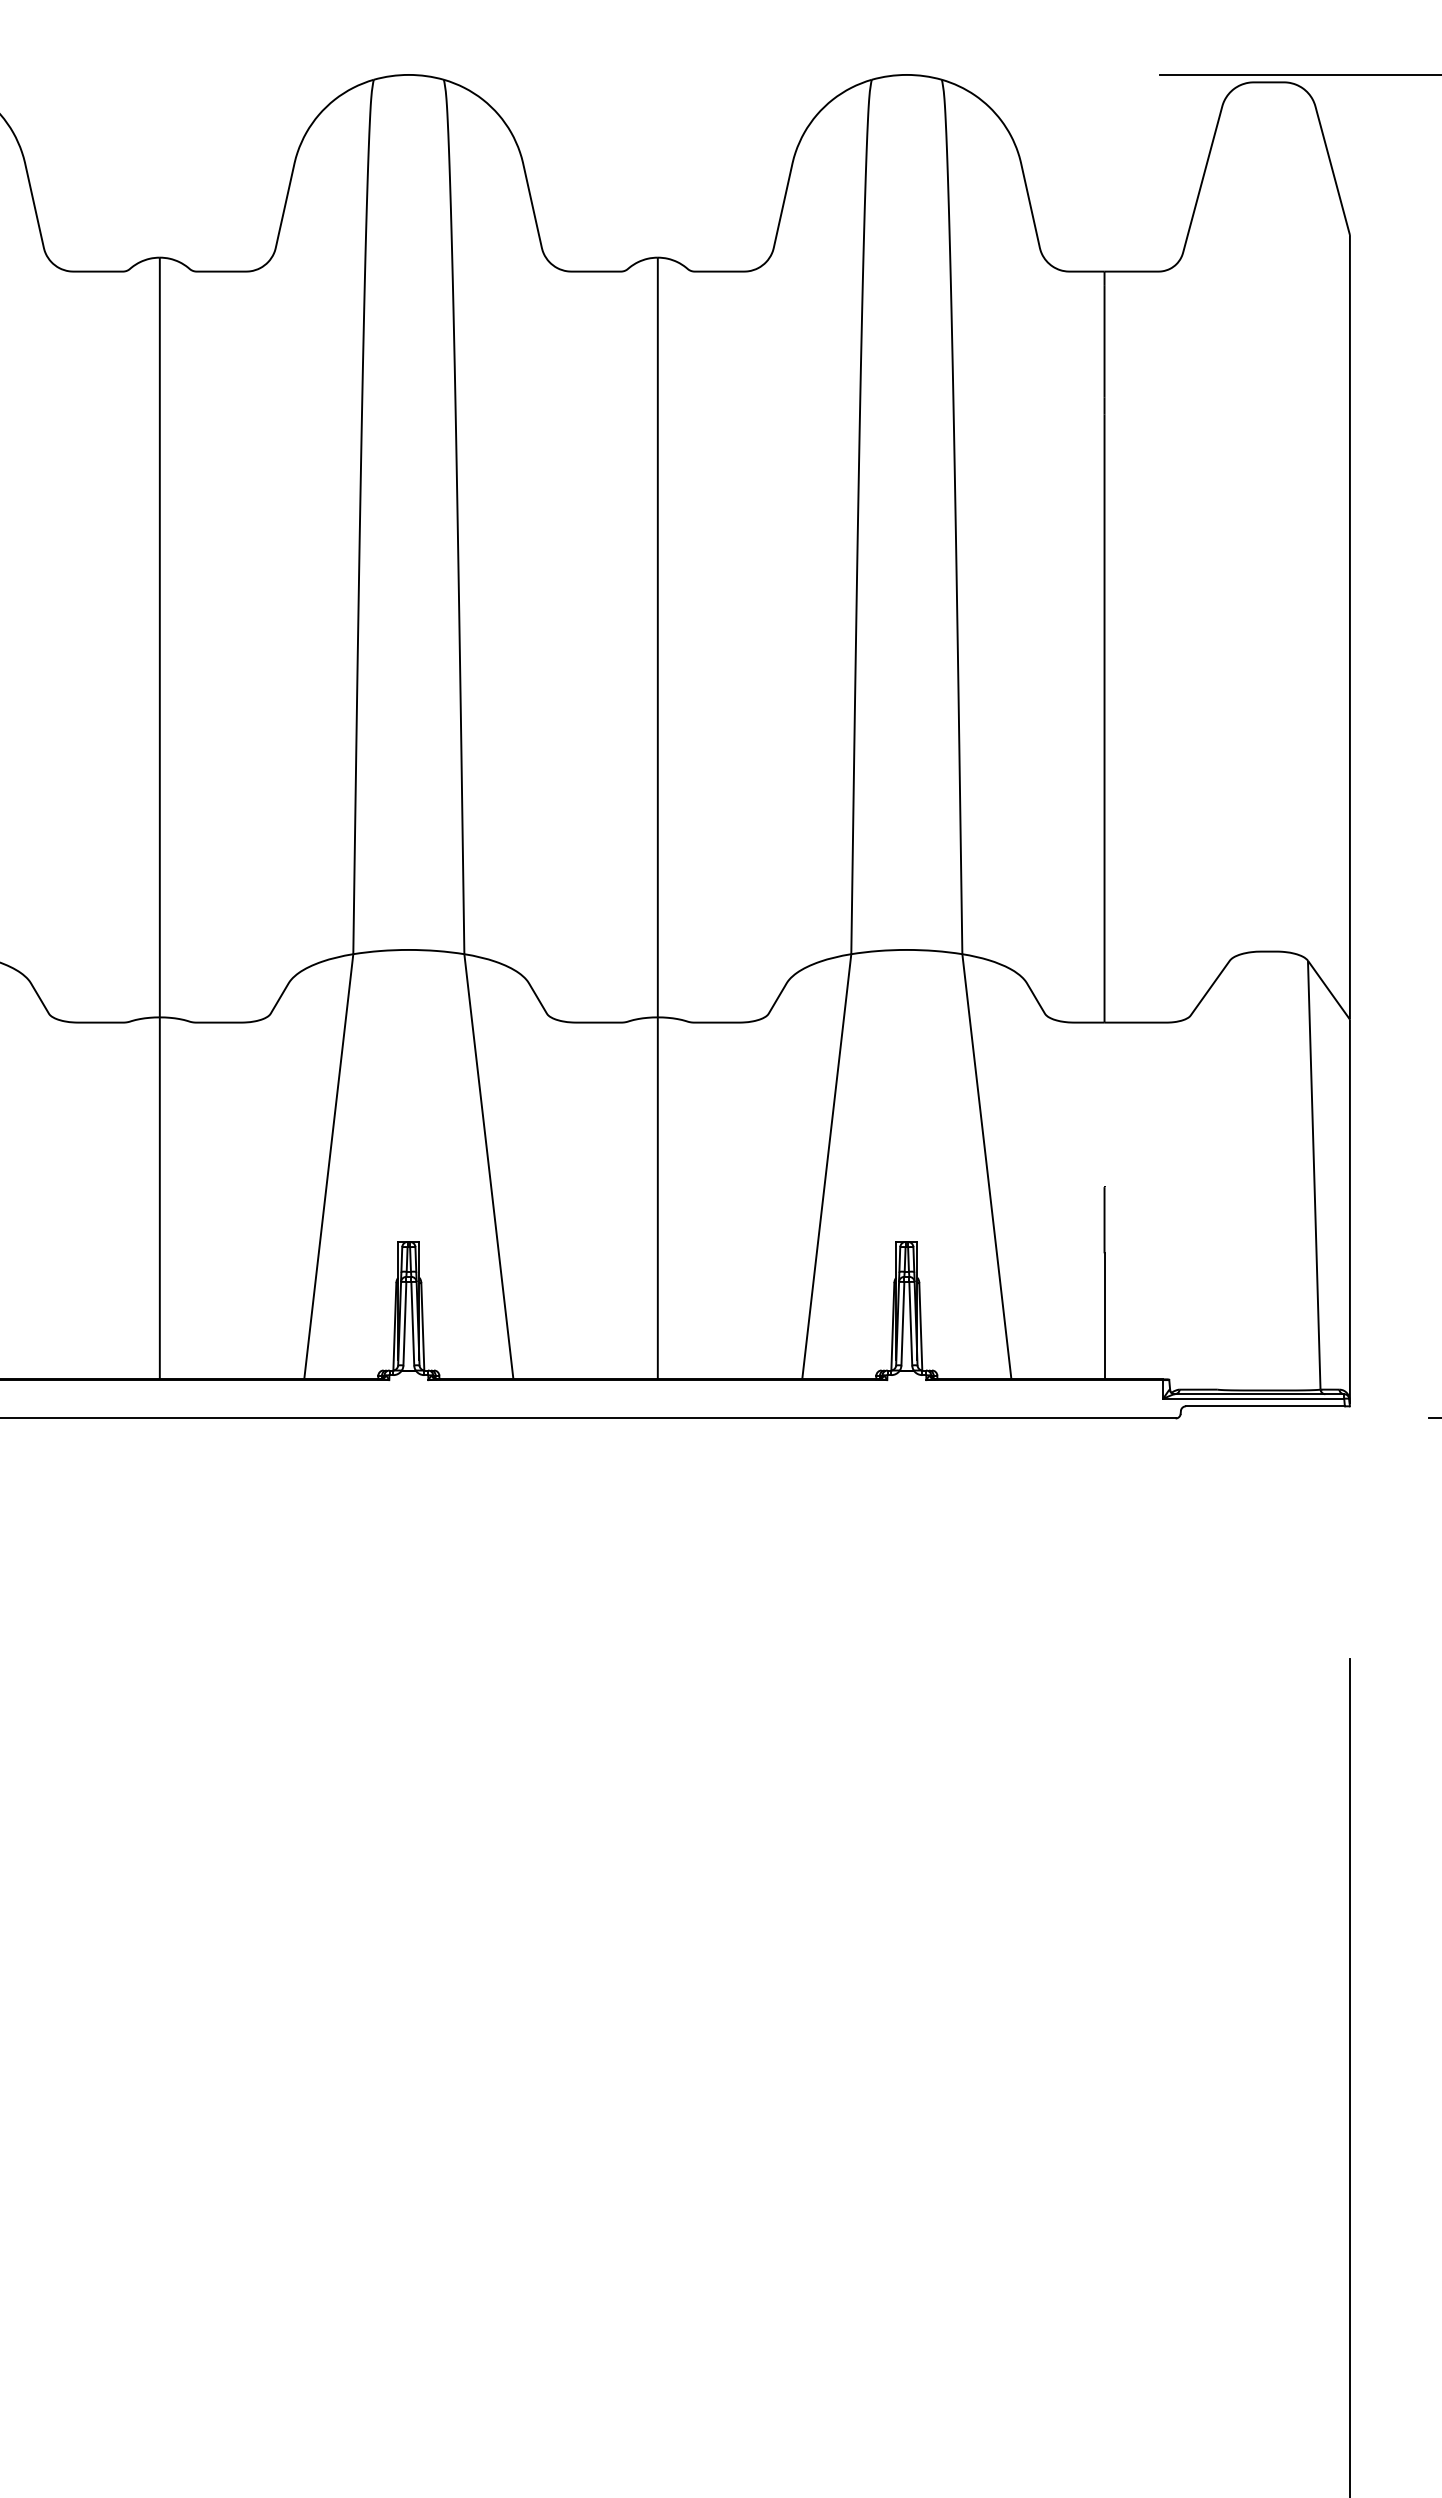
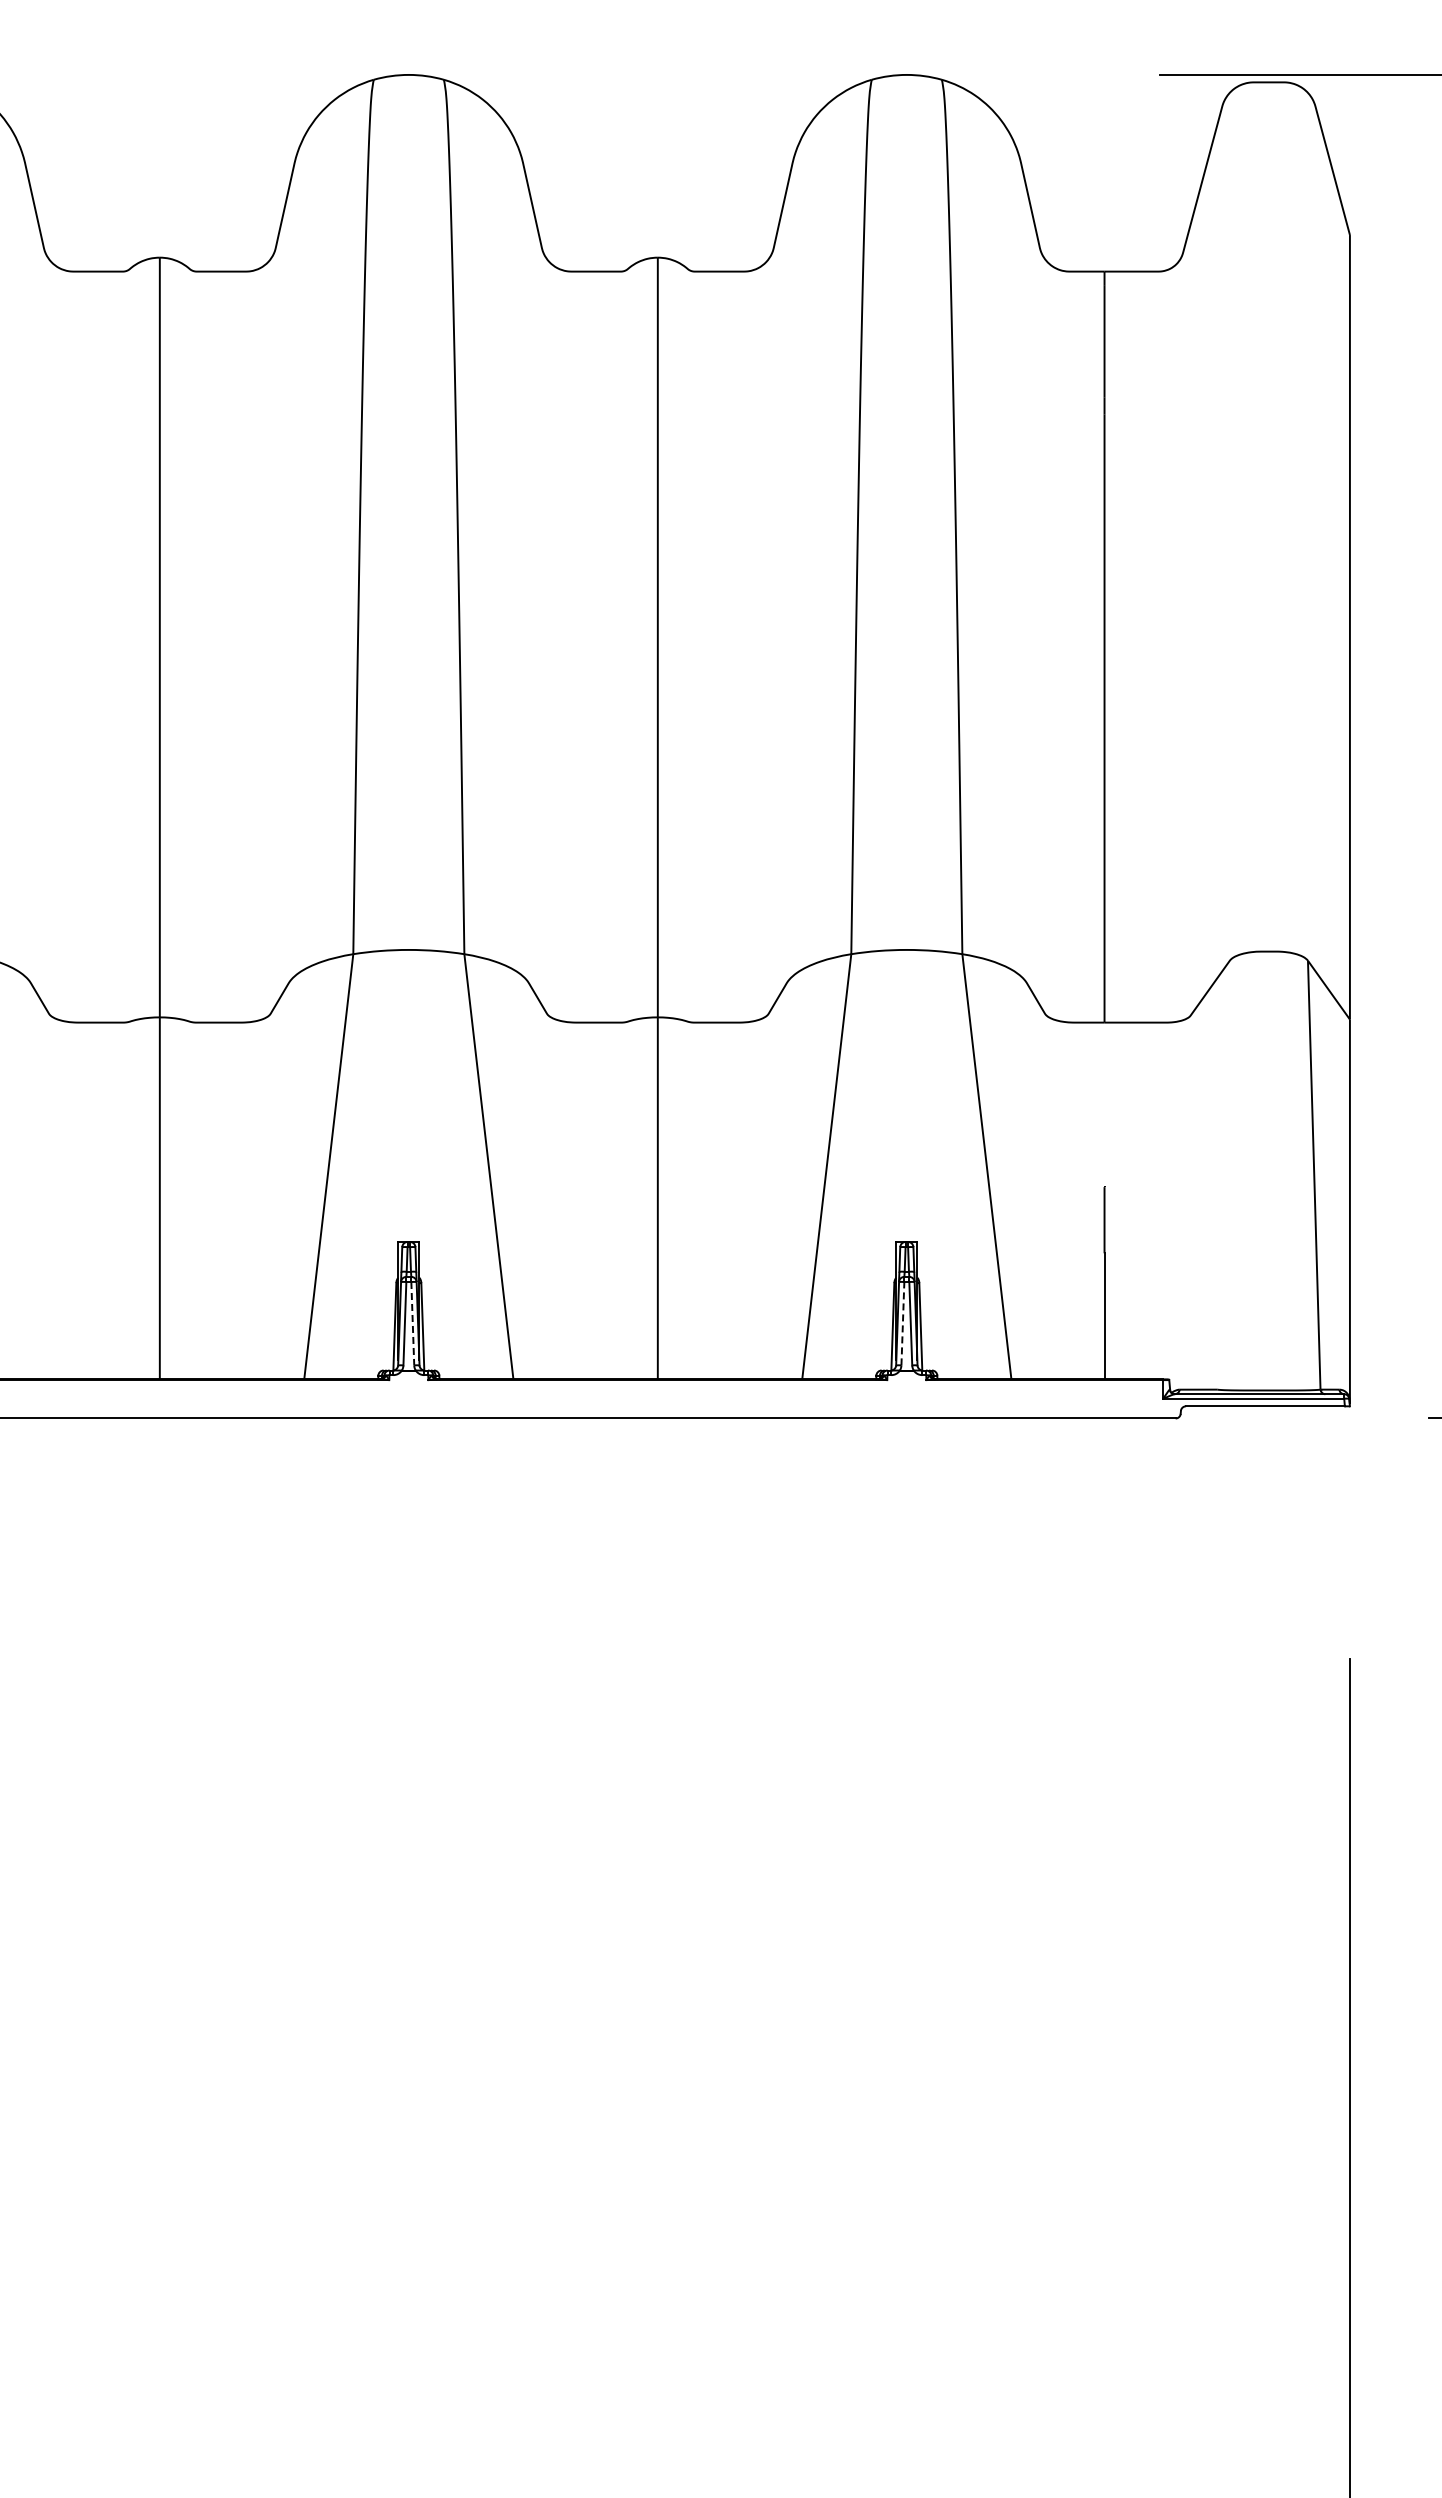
line: solid -> dashed (412, 1323)
line: solid -> dashed (902, 1323)
